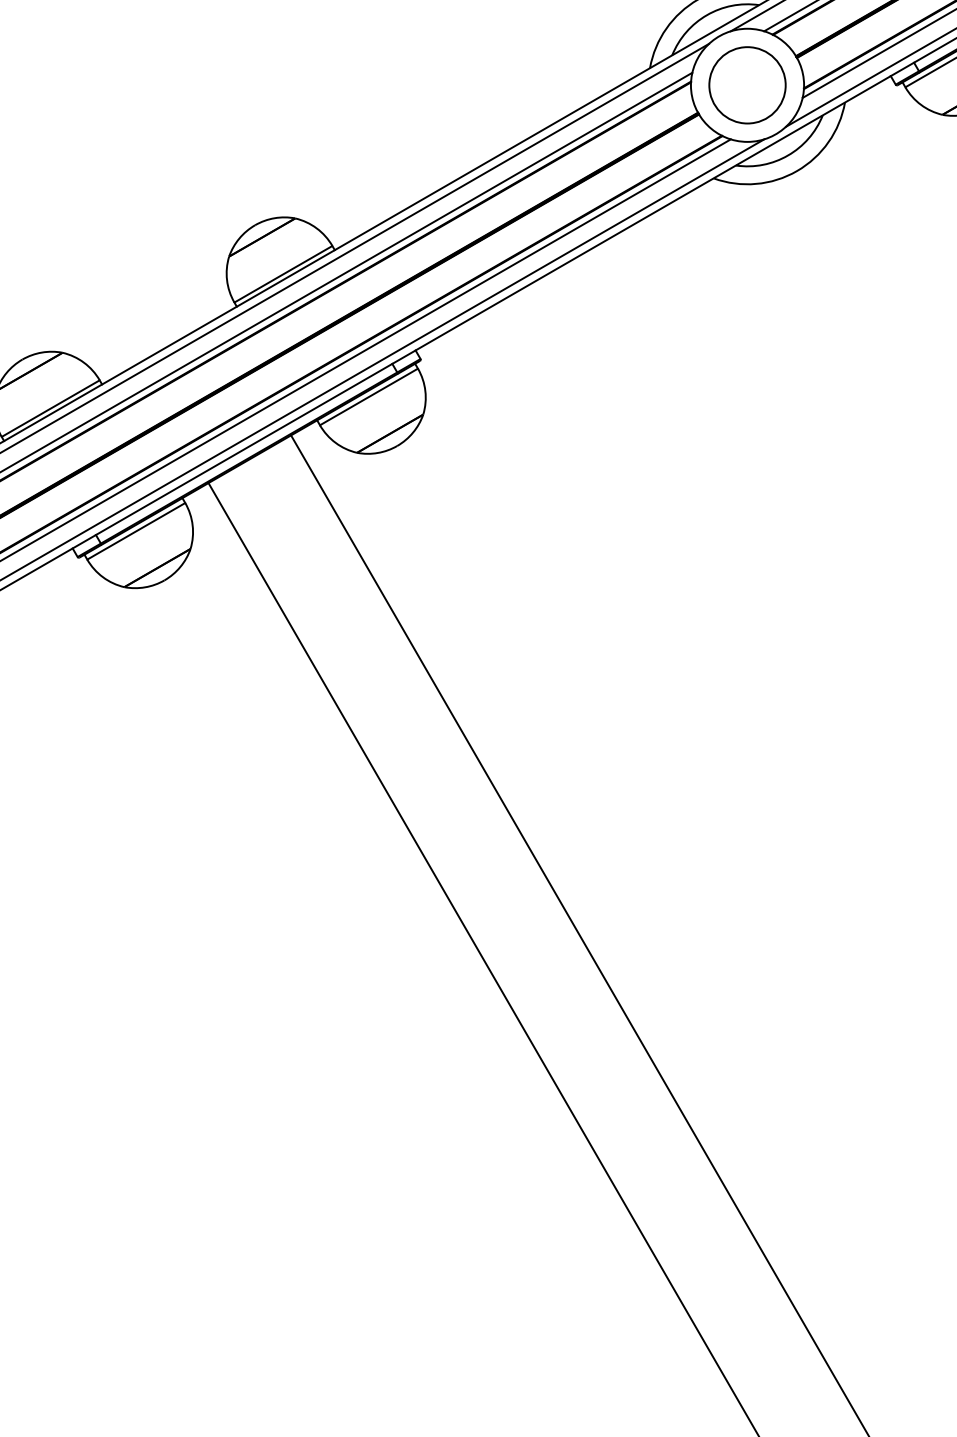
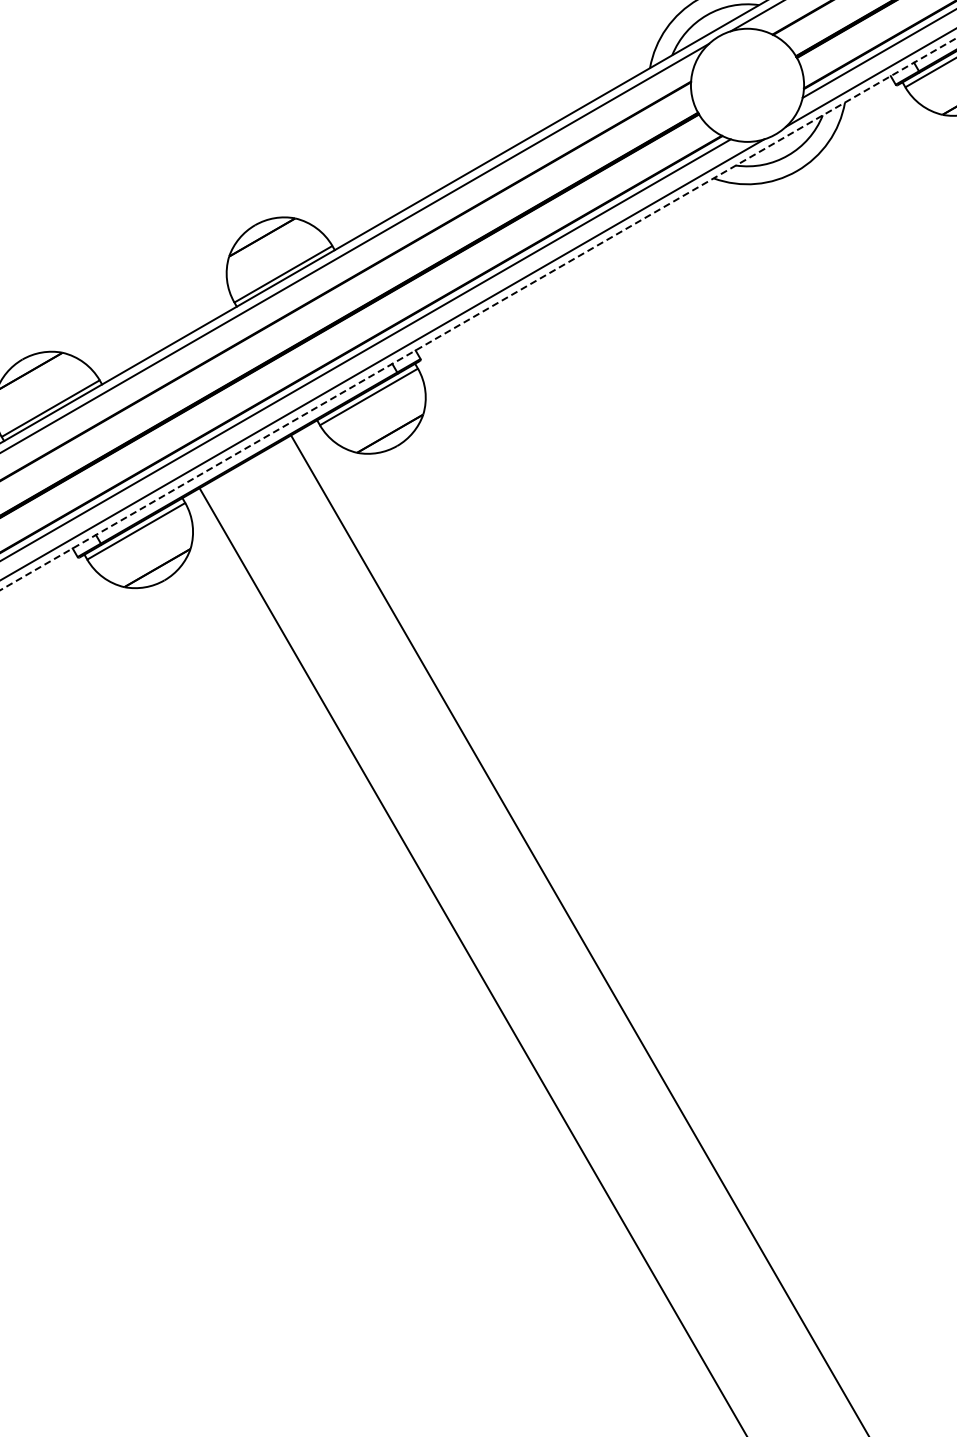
line: present -> none (789, 16)
circle: present -> none (747, 85)
line: present -> none (347, 271)
line: solid -> dashed (478, 314)
line position: (482, 958) -> (472, 960) (472, 960)
